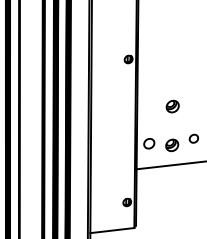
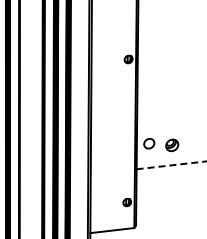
part: present -> none (172, 106)
part: present -> none (193, 138)
line: solid -> dashed (172, 165)
